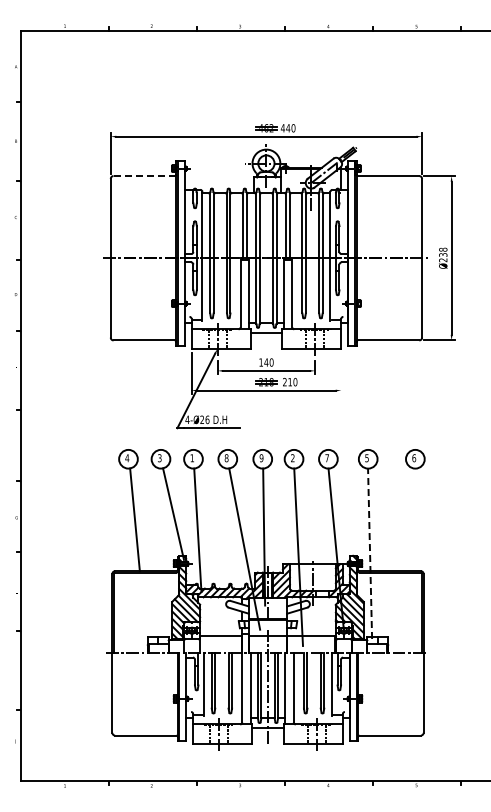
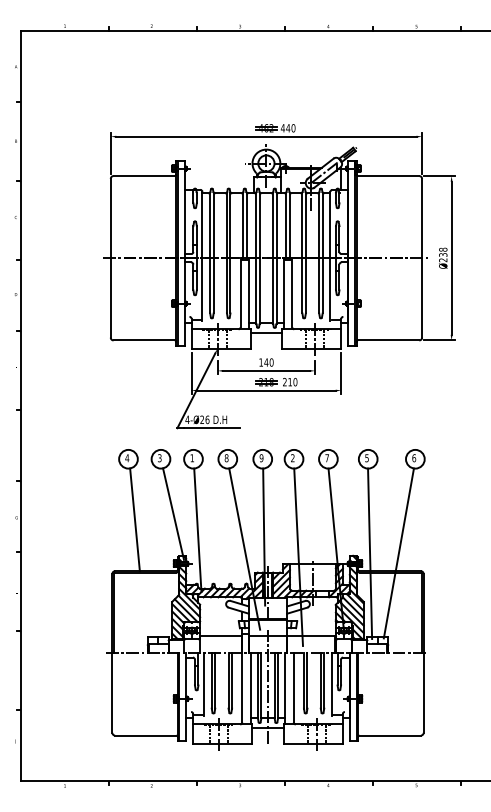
line: dashed -> solid (144, 176)
line: none -> present (341, 373)
line: dashed -> solid (370, 553)
line: none -> present (398, 553)
